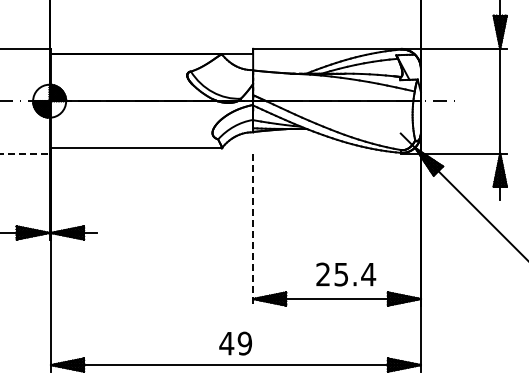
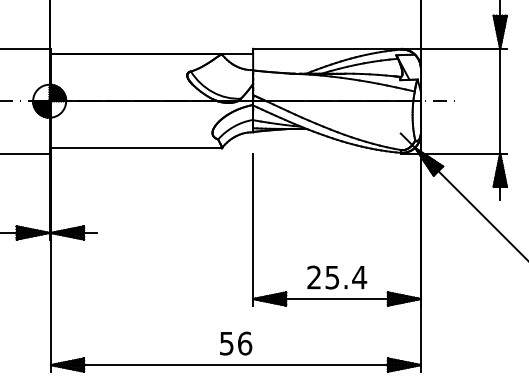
line: dashed -> solid (25, 153)
line: dashed -> solid (253, 229)
text position: (346, 274) -> (337, 277) (337, 277)
text: 49 -> 56 (235, 343)
